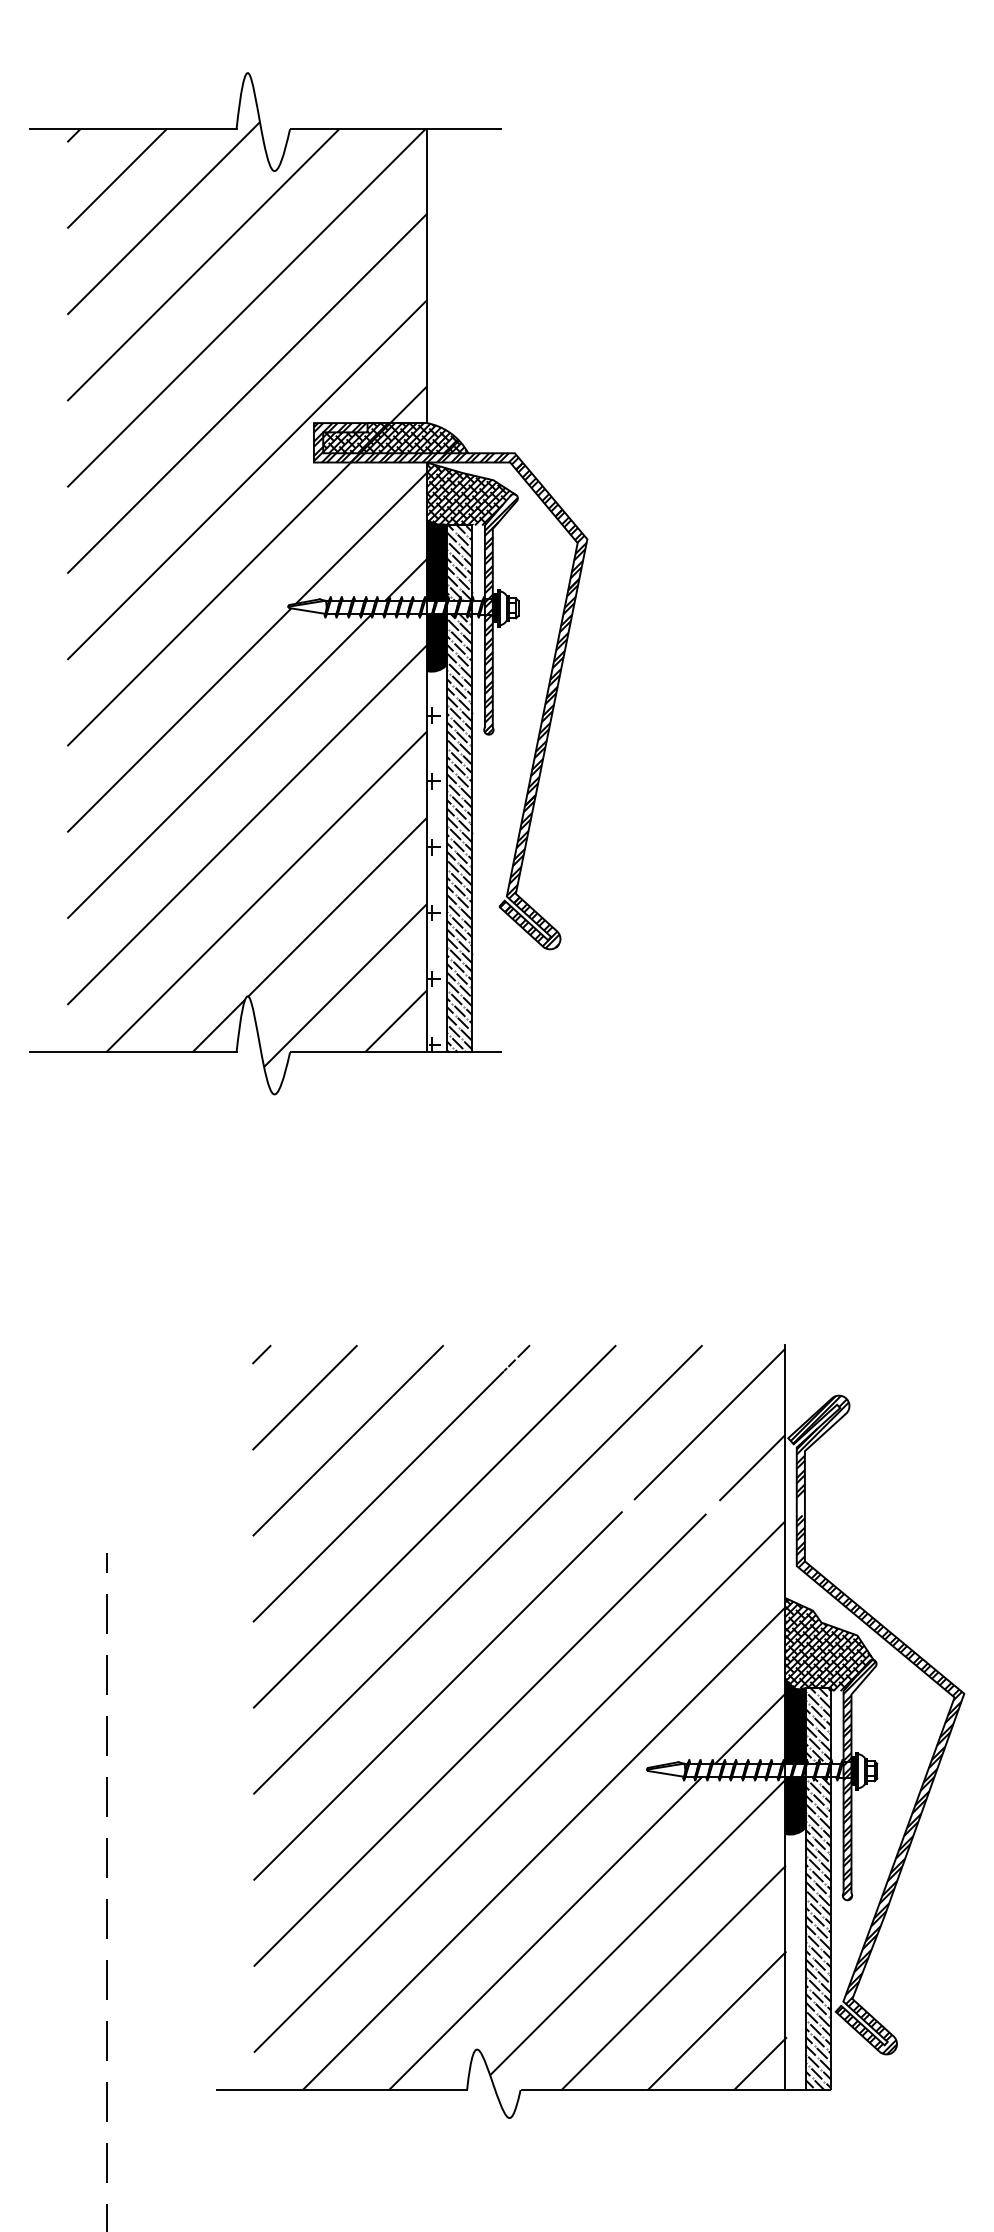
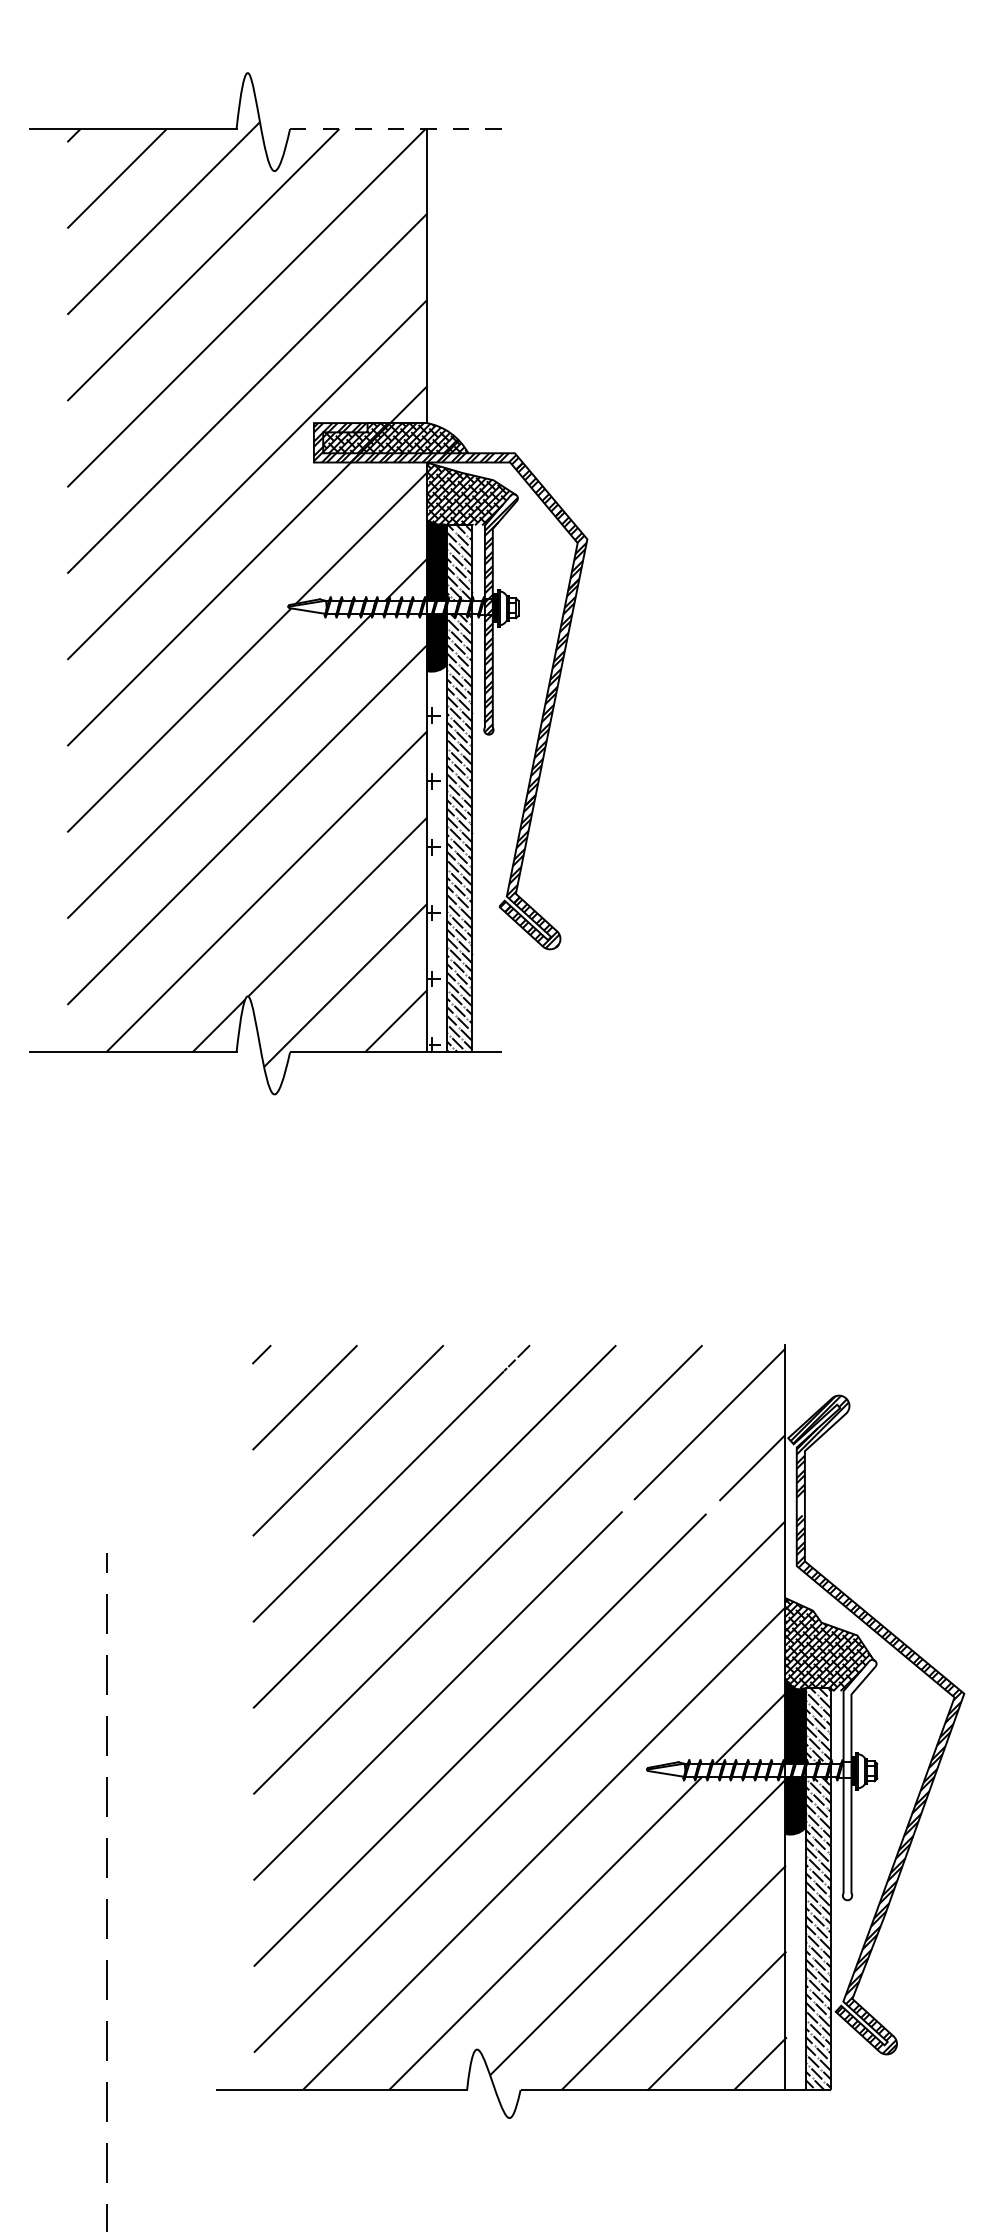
line: solid -> dashed (395, 129)
hatch: present -> none (858, 1779)
